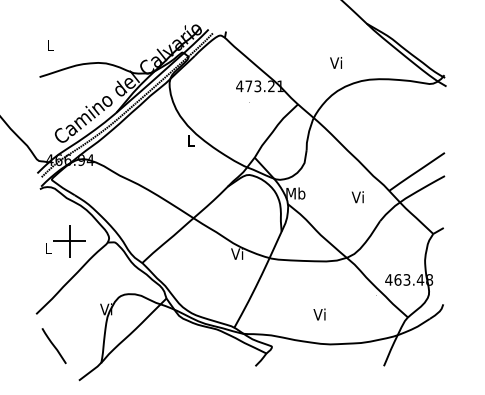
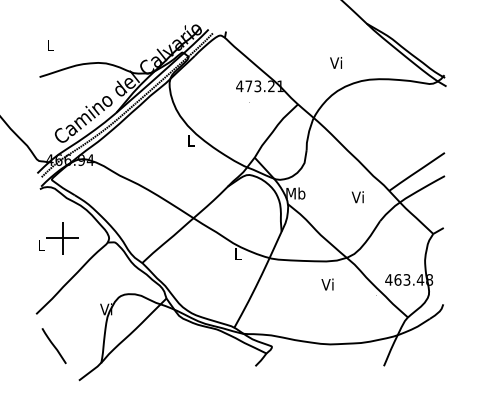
part position: (65, 241) -> (58, 238) (58, 238)
text: Vi -> L (237, 253)
text position: (319, 314) -> (327, 284) (327, 284)
